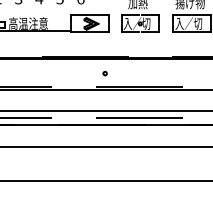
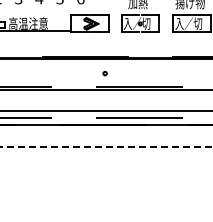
line: solid -> dashed (106, 147)
line: present -> none (105, 181)
